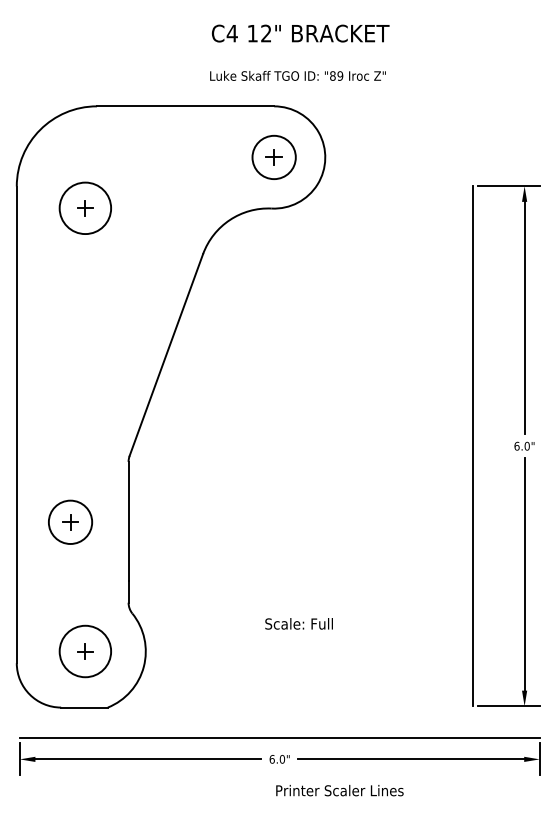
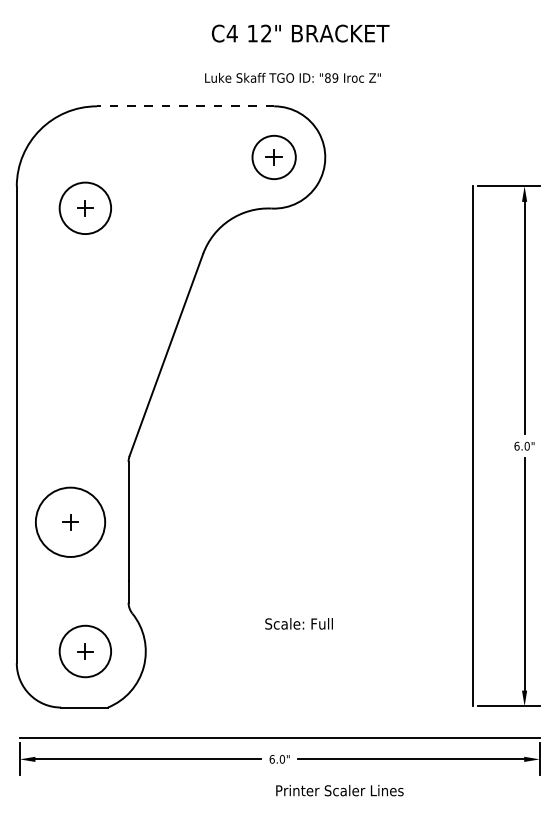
text position: (297, 75) -> (292, 77) (292, 77)
line: solid -> dashed (185, 106)
circle diameter: 43 px -> 69 px (70, 521)
